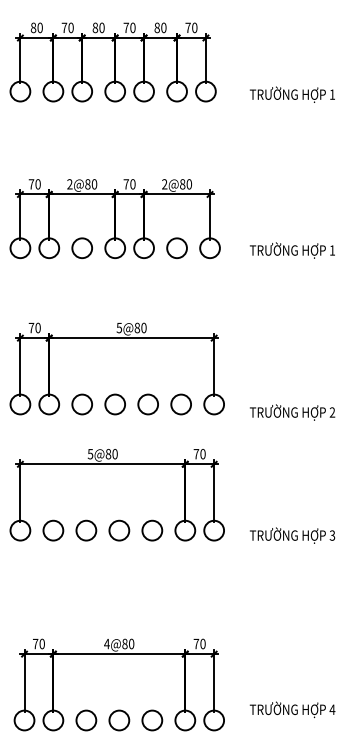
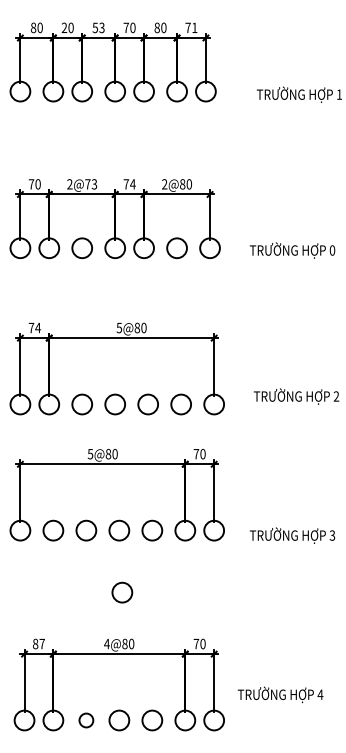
text: 70 -> 20 (64, 27)
text: 80 -> 53 (98, 27)
text: 70 -> 71 (194, 27)
text position: (291, 94) -> (298, 94) (298, 94)
text: 2@80 -> 2@73 (91, 184)
text: 70 -> 74 (132, 184)
text: 1 -> 0 (332, 250)
text: 70 -> 74 (37, 327)
text position: (292, 412) -> (296, 396) (296, 396)
circle: none -> present (122, 592)
text: 70 -> 87 (38, 643)
text position: (292, 709) -> (280, 694) (280, 694)
circle size: 23x23 px -> 17x17 px (86, 720)
